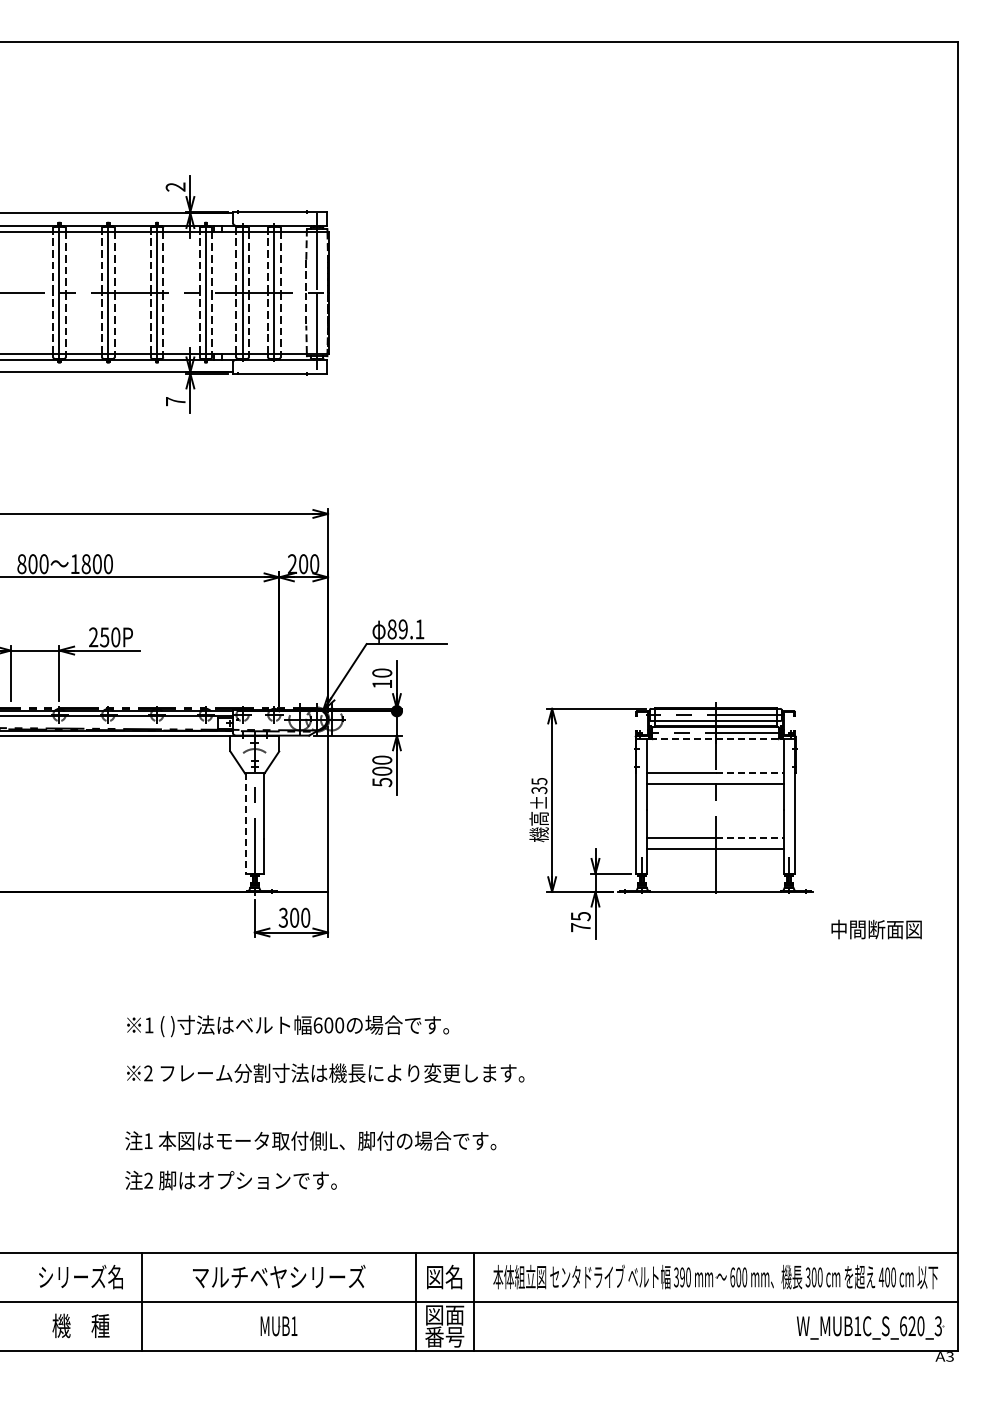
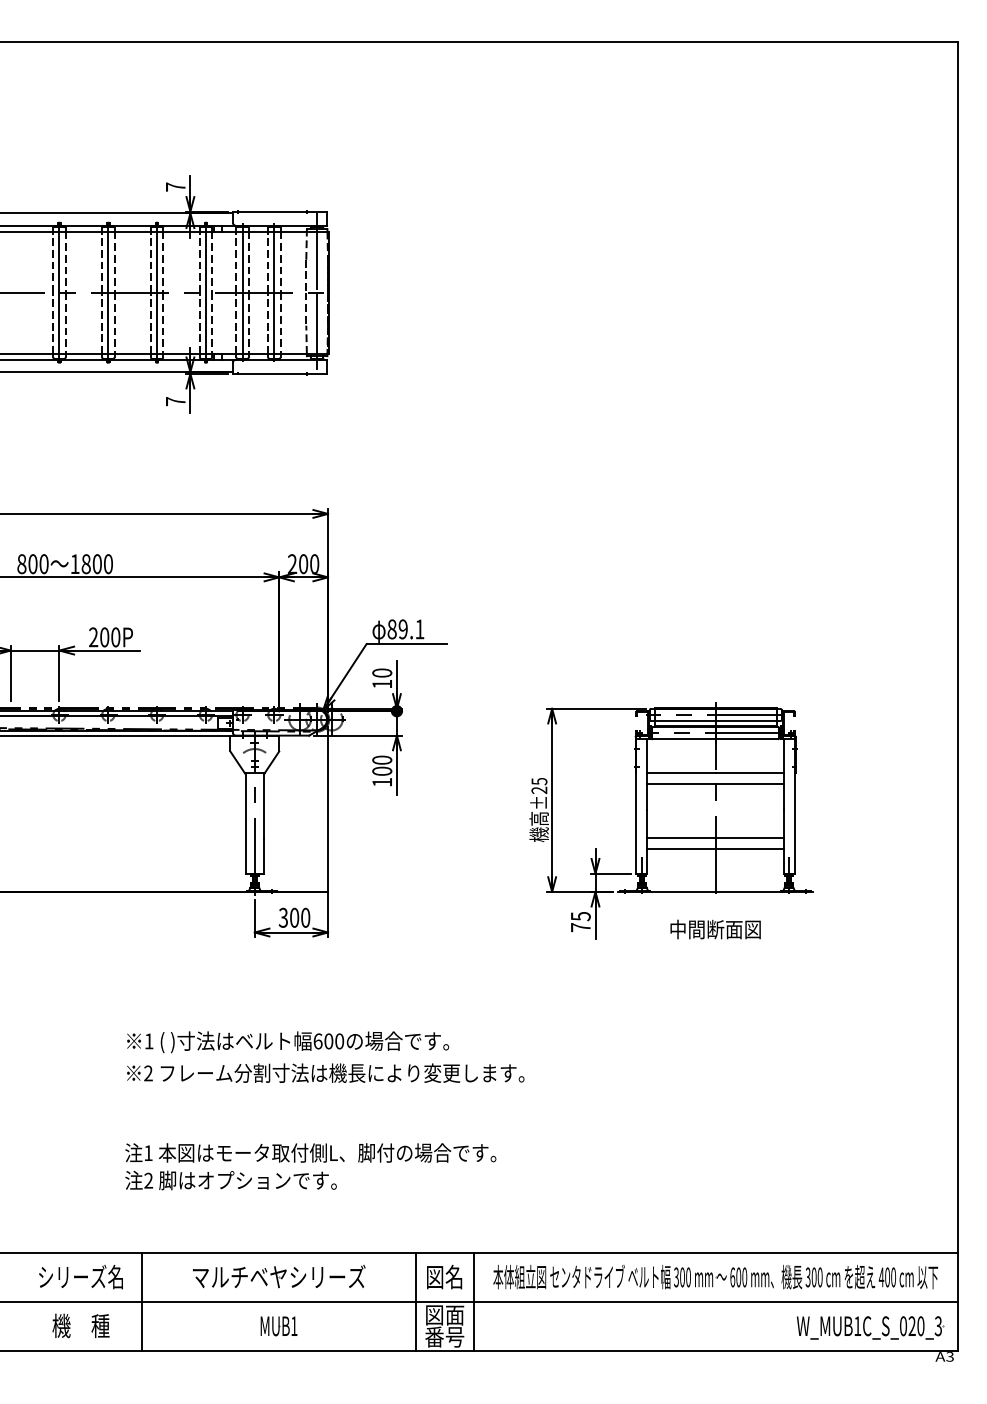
text: 2 -> 7 (175, 186)
text: 250P -> 200P (104, 637)
line: dashed -> solid (715, 739)
line: dashed -> solid (750, 773)
text: 500 -> 100 (382, 782)
text: ±35 -> ±25 (539, 790)
line: dashed -> solid (245, 824)
line: dashed -> solid (750, 838)
text position: (876, 929) -> (715, 929) (715, 929)
text position: (288, 1026) -> (288, 1042) (288, 1042)
text position: (310, 1140) -> (310, 1152) (310, 1152)
text: 390 -> 300 (682, 1277)
text: W_MUB1C_S_620_3 -> W_MUB1C_S_020_3 (903, 1326)
